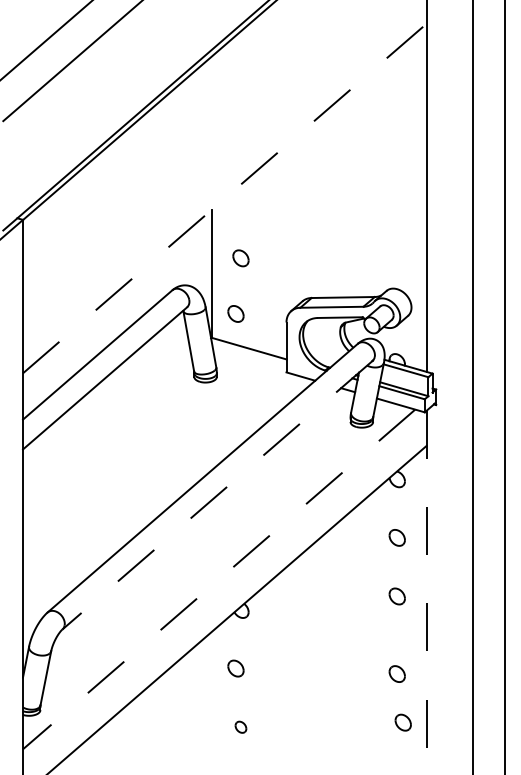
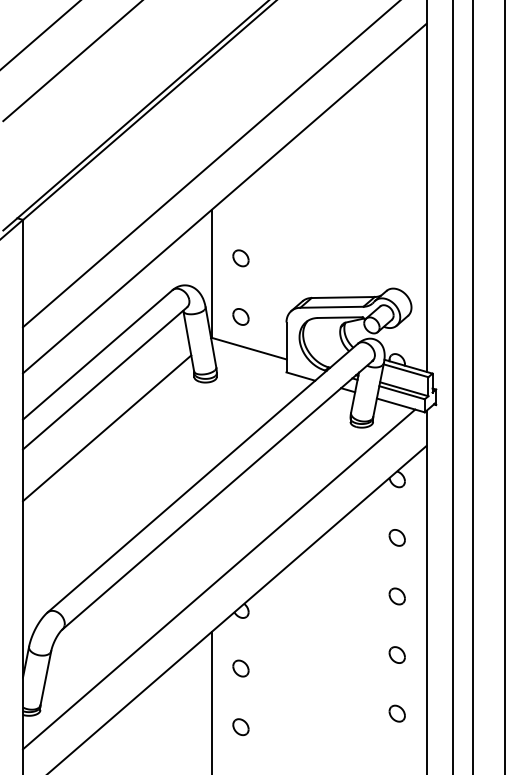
line position: (46, 40) -> (40, 35) (40, 35)
line: none -> present (210, 164)
line: dashed -> solid (224, 198)
part position: (235, 313) -> (240, 316) (240, 316)
line: none -> present (453, 386)
line: none -> present (107, 428)
line: dashed -> solid (217, 495)
line: dashed -> solid (218, 579)
line: dashed -> solid (426, 592)
part position: (235, 668) -> (240, 668) (240, 668)
part position: (396, 673) -> (396, 654) (396, 654)
line: none -> present (211, 701)
part position: (402, 722) -> (396, 713) (396, 713)
part size: 14x14 px -> 18x19 px (240, 727)
